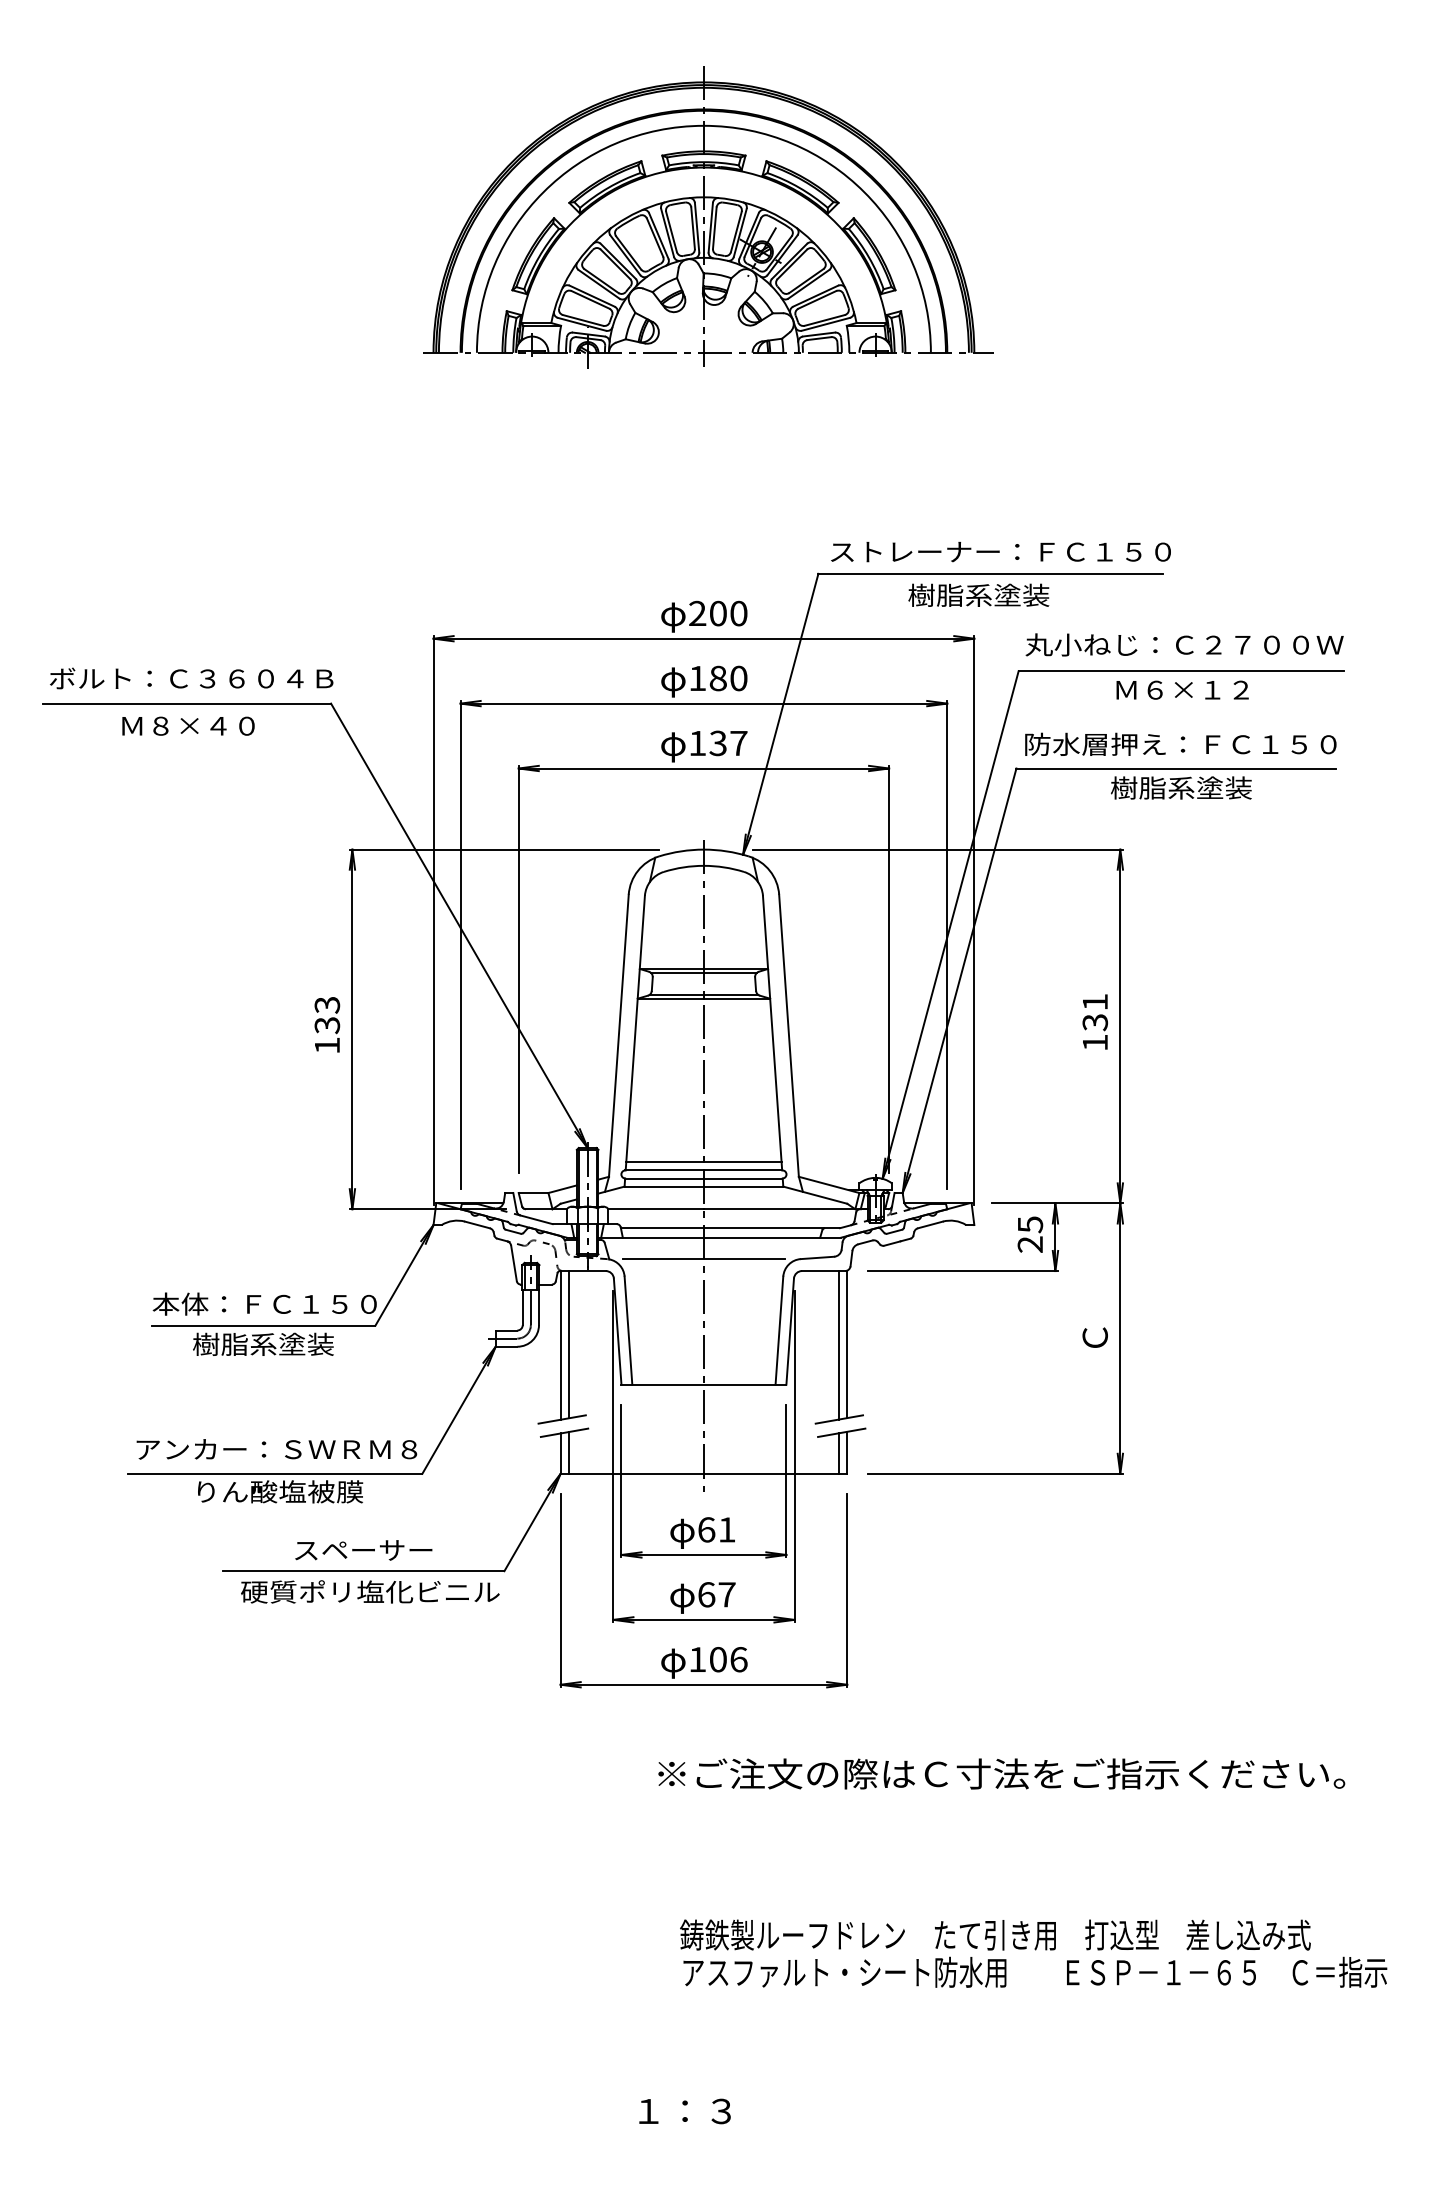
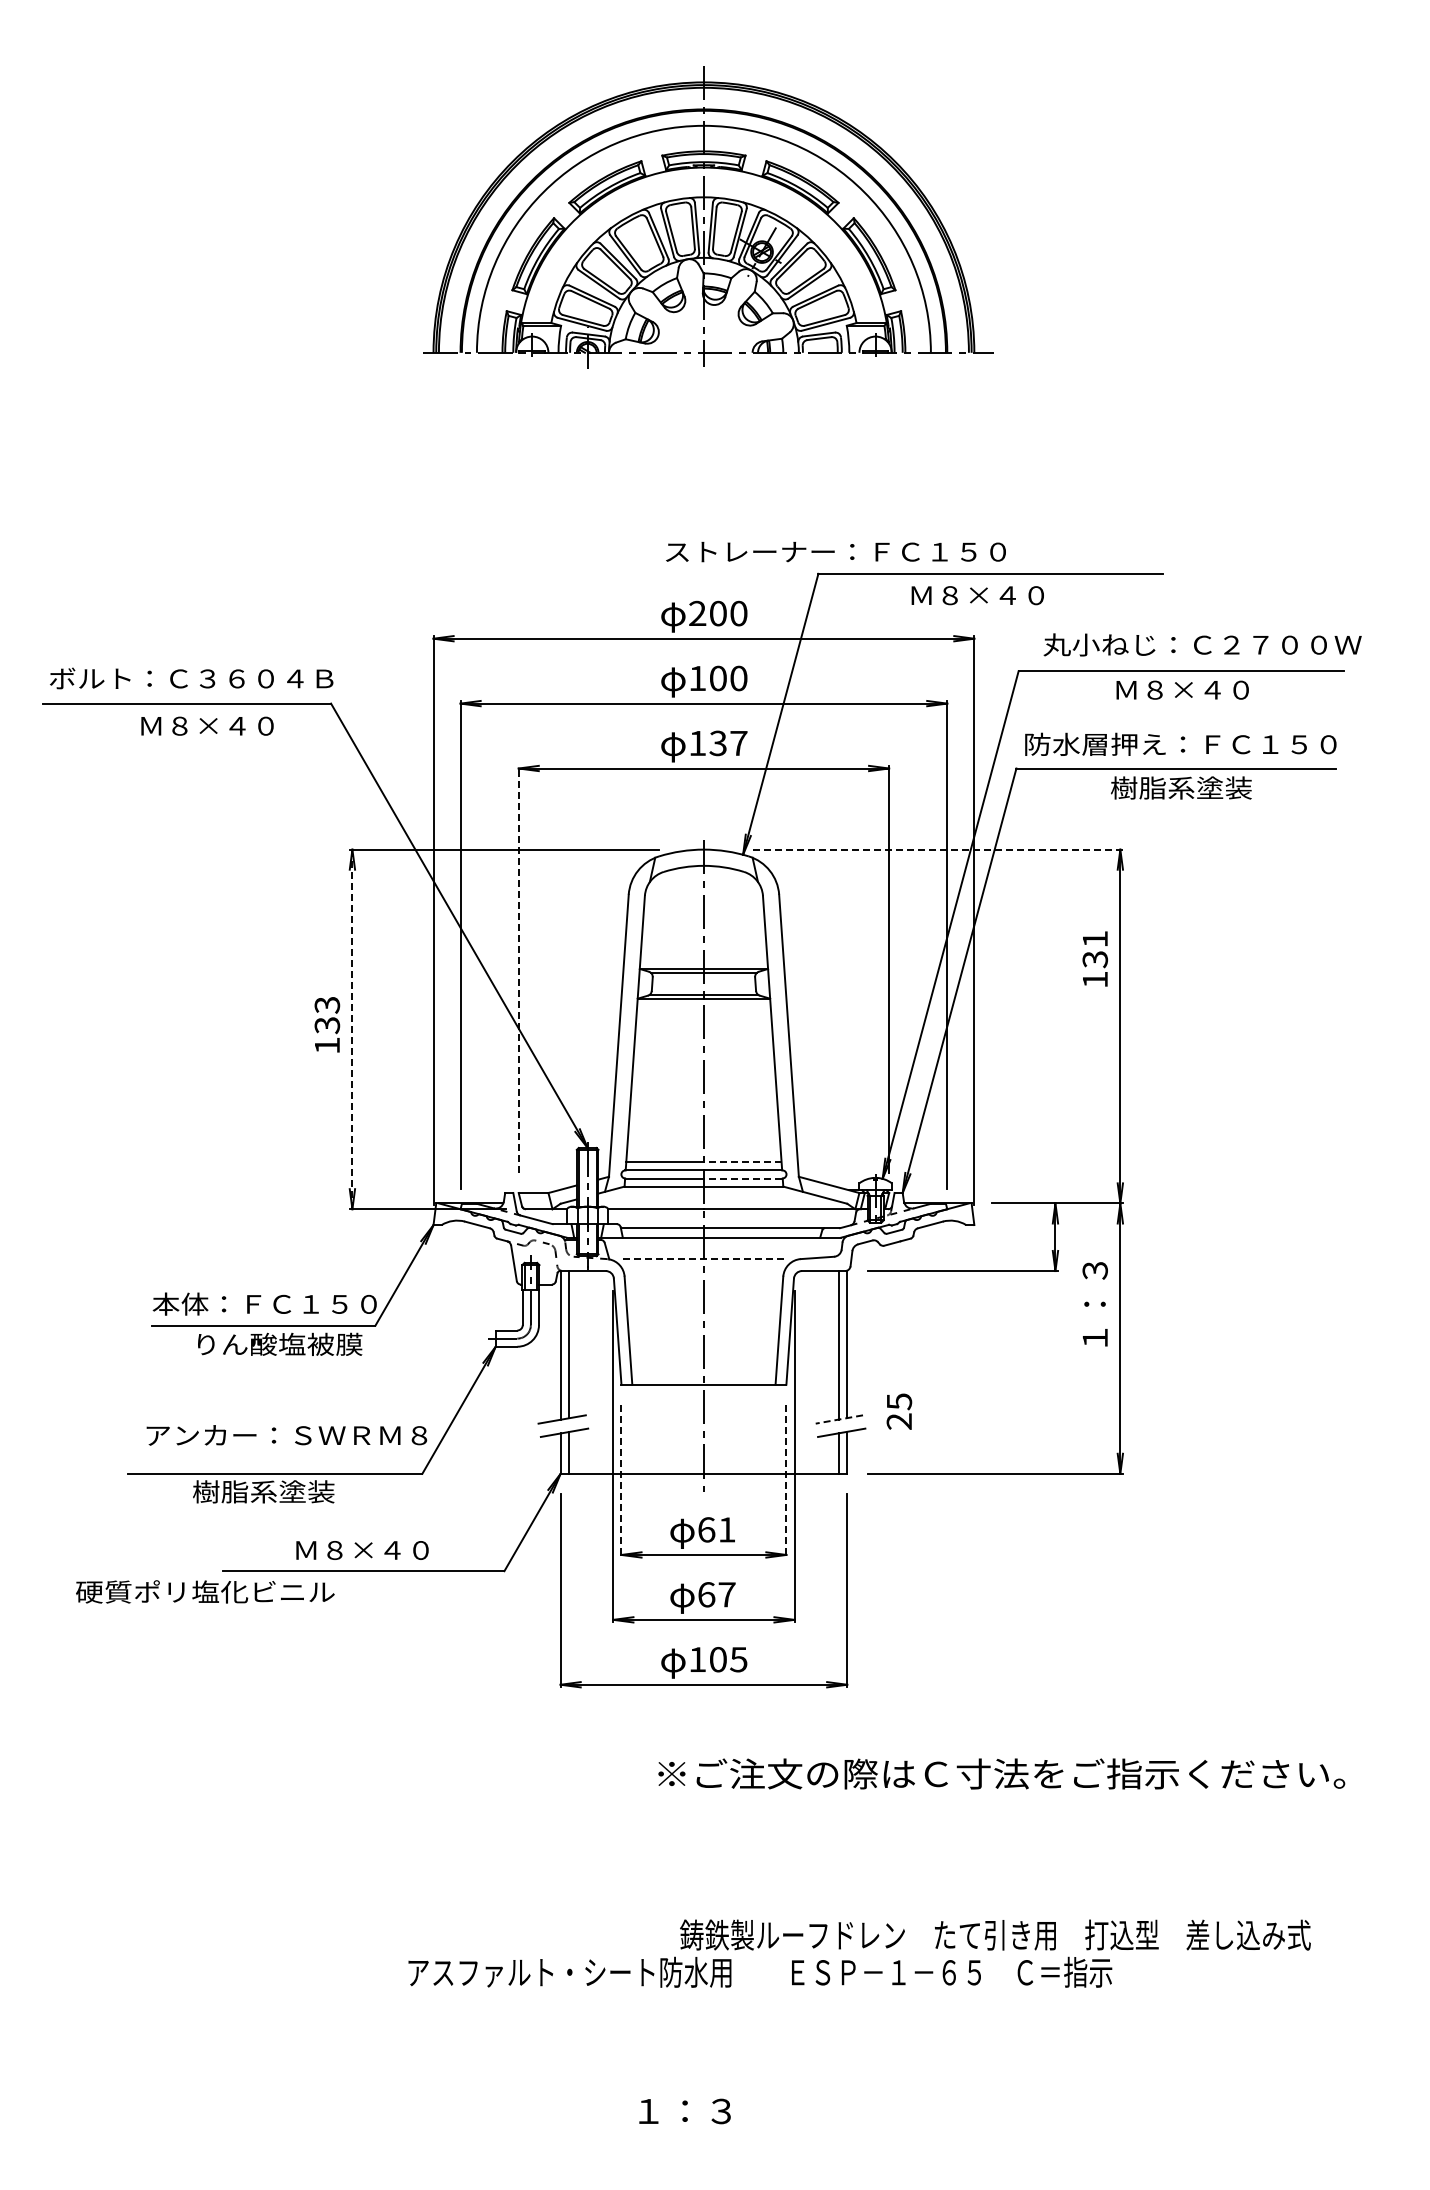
text position: (1000, 552) -> (835, 552) (835, 552)
text: 樹脂系塗装 -> Ｍ８×４０ (978, 594)
text position: (1184, 644) -> (1202, 644) (1202, 644)
text: 180 -> 100 (717, 678)
text: Ｍ６×１２ -> Ｍ８×４０ (1197, 689)
text position: (188, 725) -> (207, 725) (207, 725)
line: solid -> dashed (938, 849)
line: solid -> dashed (518, 968)
text position: (1094, 1021) -> (1094, 958) (1094, 958)
line: solid -> dashed (352, 1029)
line: solid -> dashed (742, 1162)
line: solid -> dashed (742, 1178)
text position: (1030, 1234) -> (899, 1411) (899, 1411)
line: solid -> dashed (704, 1259)
text: Ｃ -> １：３ (1094, 1304)
text: 樹脂系塗装 -> りん酸塩被膜 (277, 1343)
line: solid -> dashed (838, 1419)
text position: (276, 1449) -> (286, 1435) (286, 1435)
line: solid -> dashed (621, 1481)
line: solid -> dashed (786, 1481)
text: りん酸塩被膜 -> 樹脂系塗装 (278, 1491)
text: スペーサー -> Ｍ８×４０ (363, 1550)
text position: (370, 1591) -> (205, 1591) (205, 1591)
text: 106 -> 105 (738, 1659)
text position: (1035, 1971) -> (760, 1971) (760, 1971)
